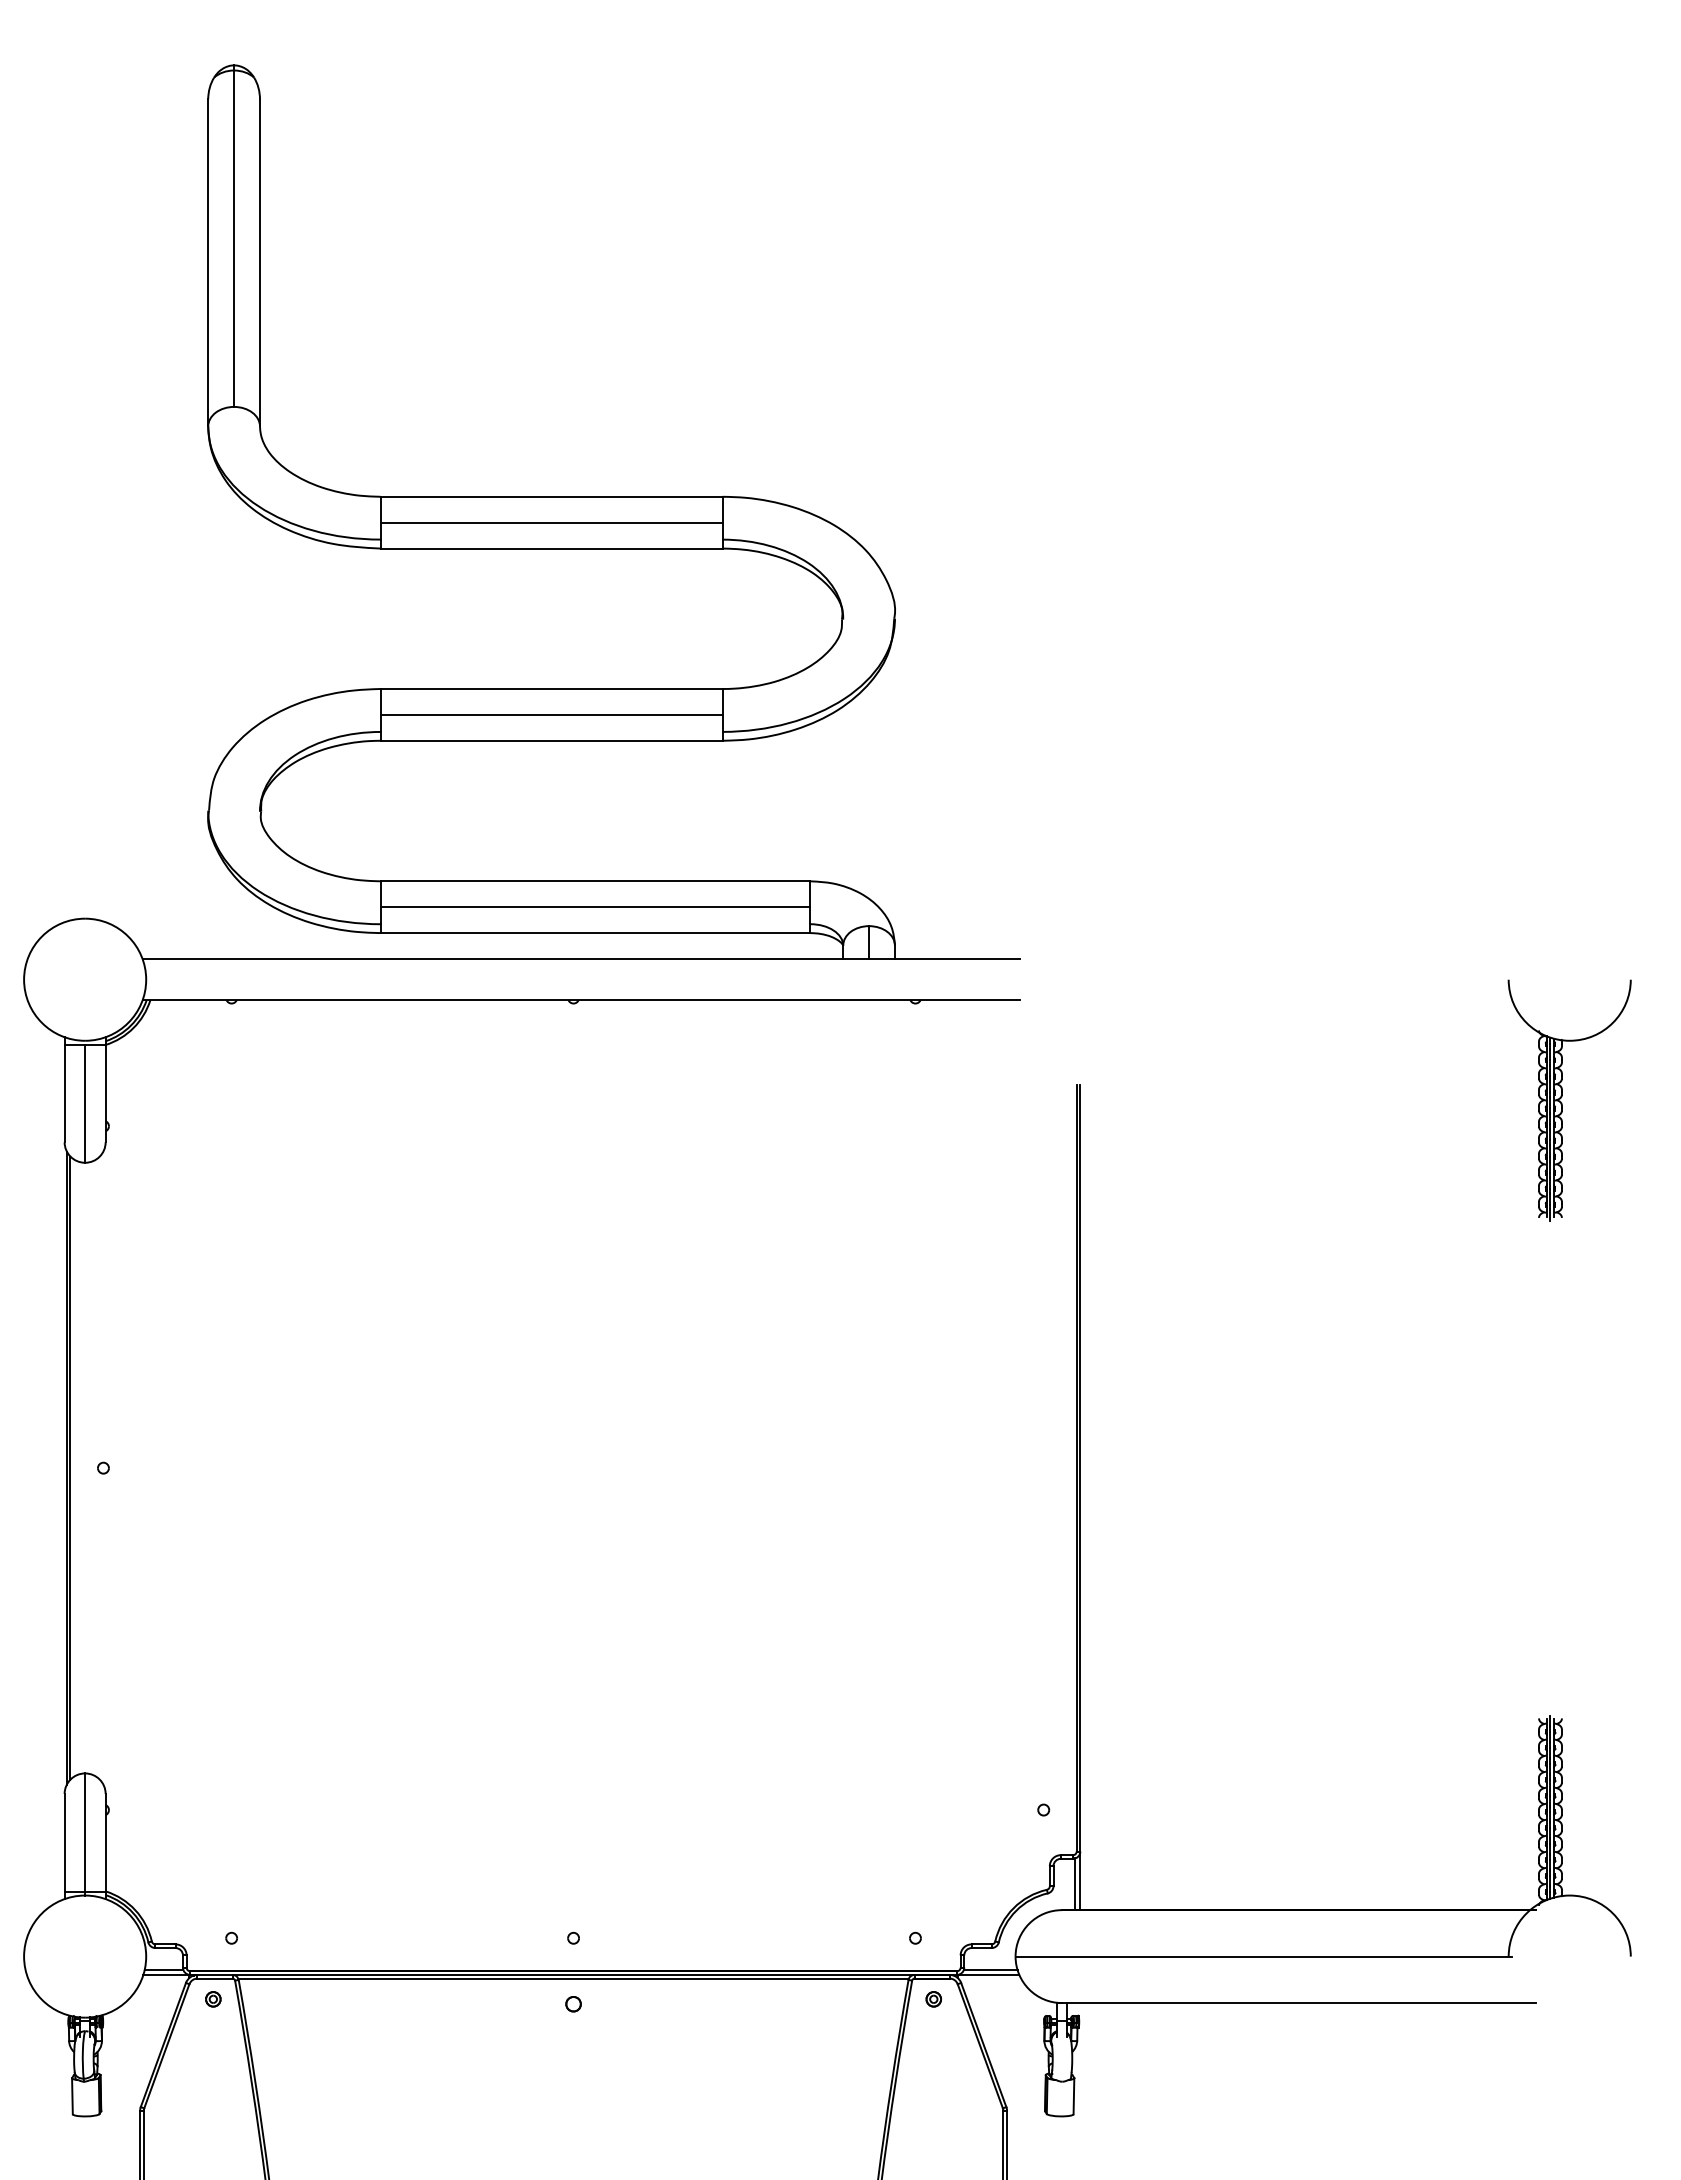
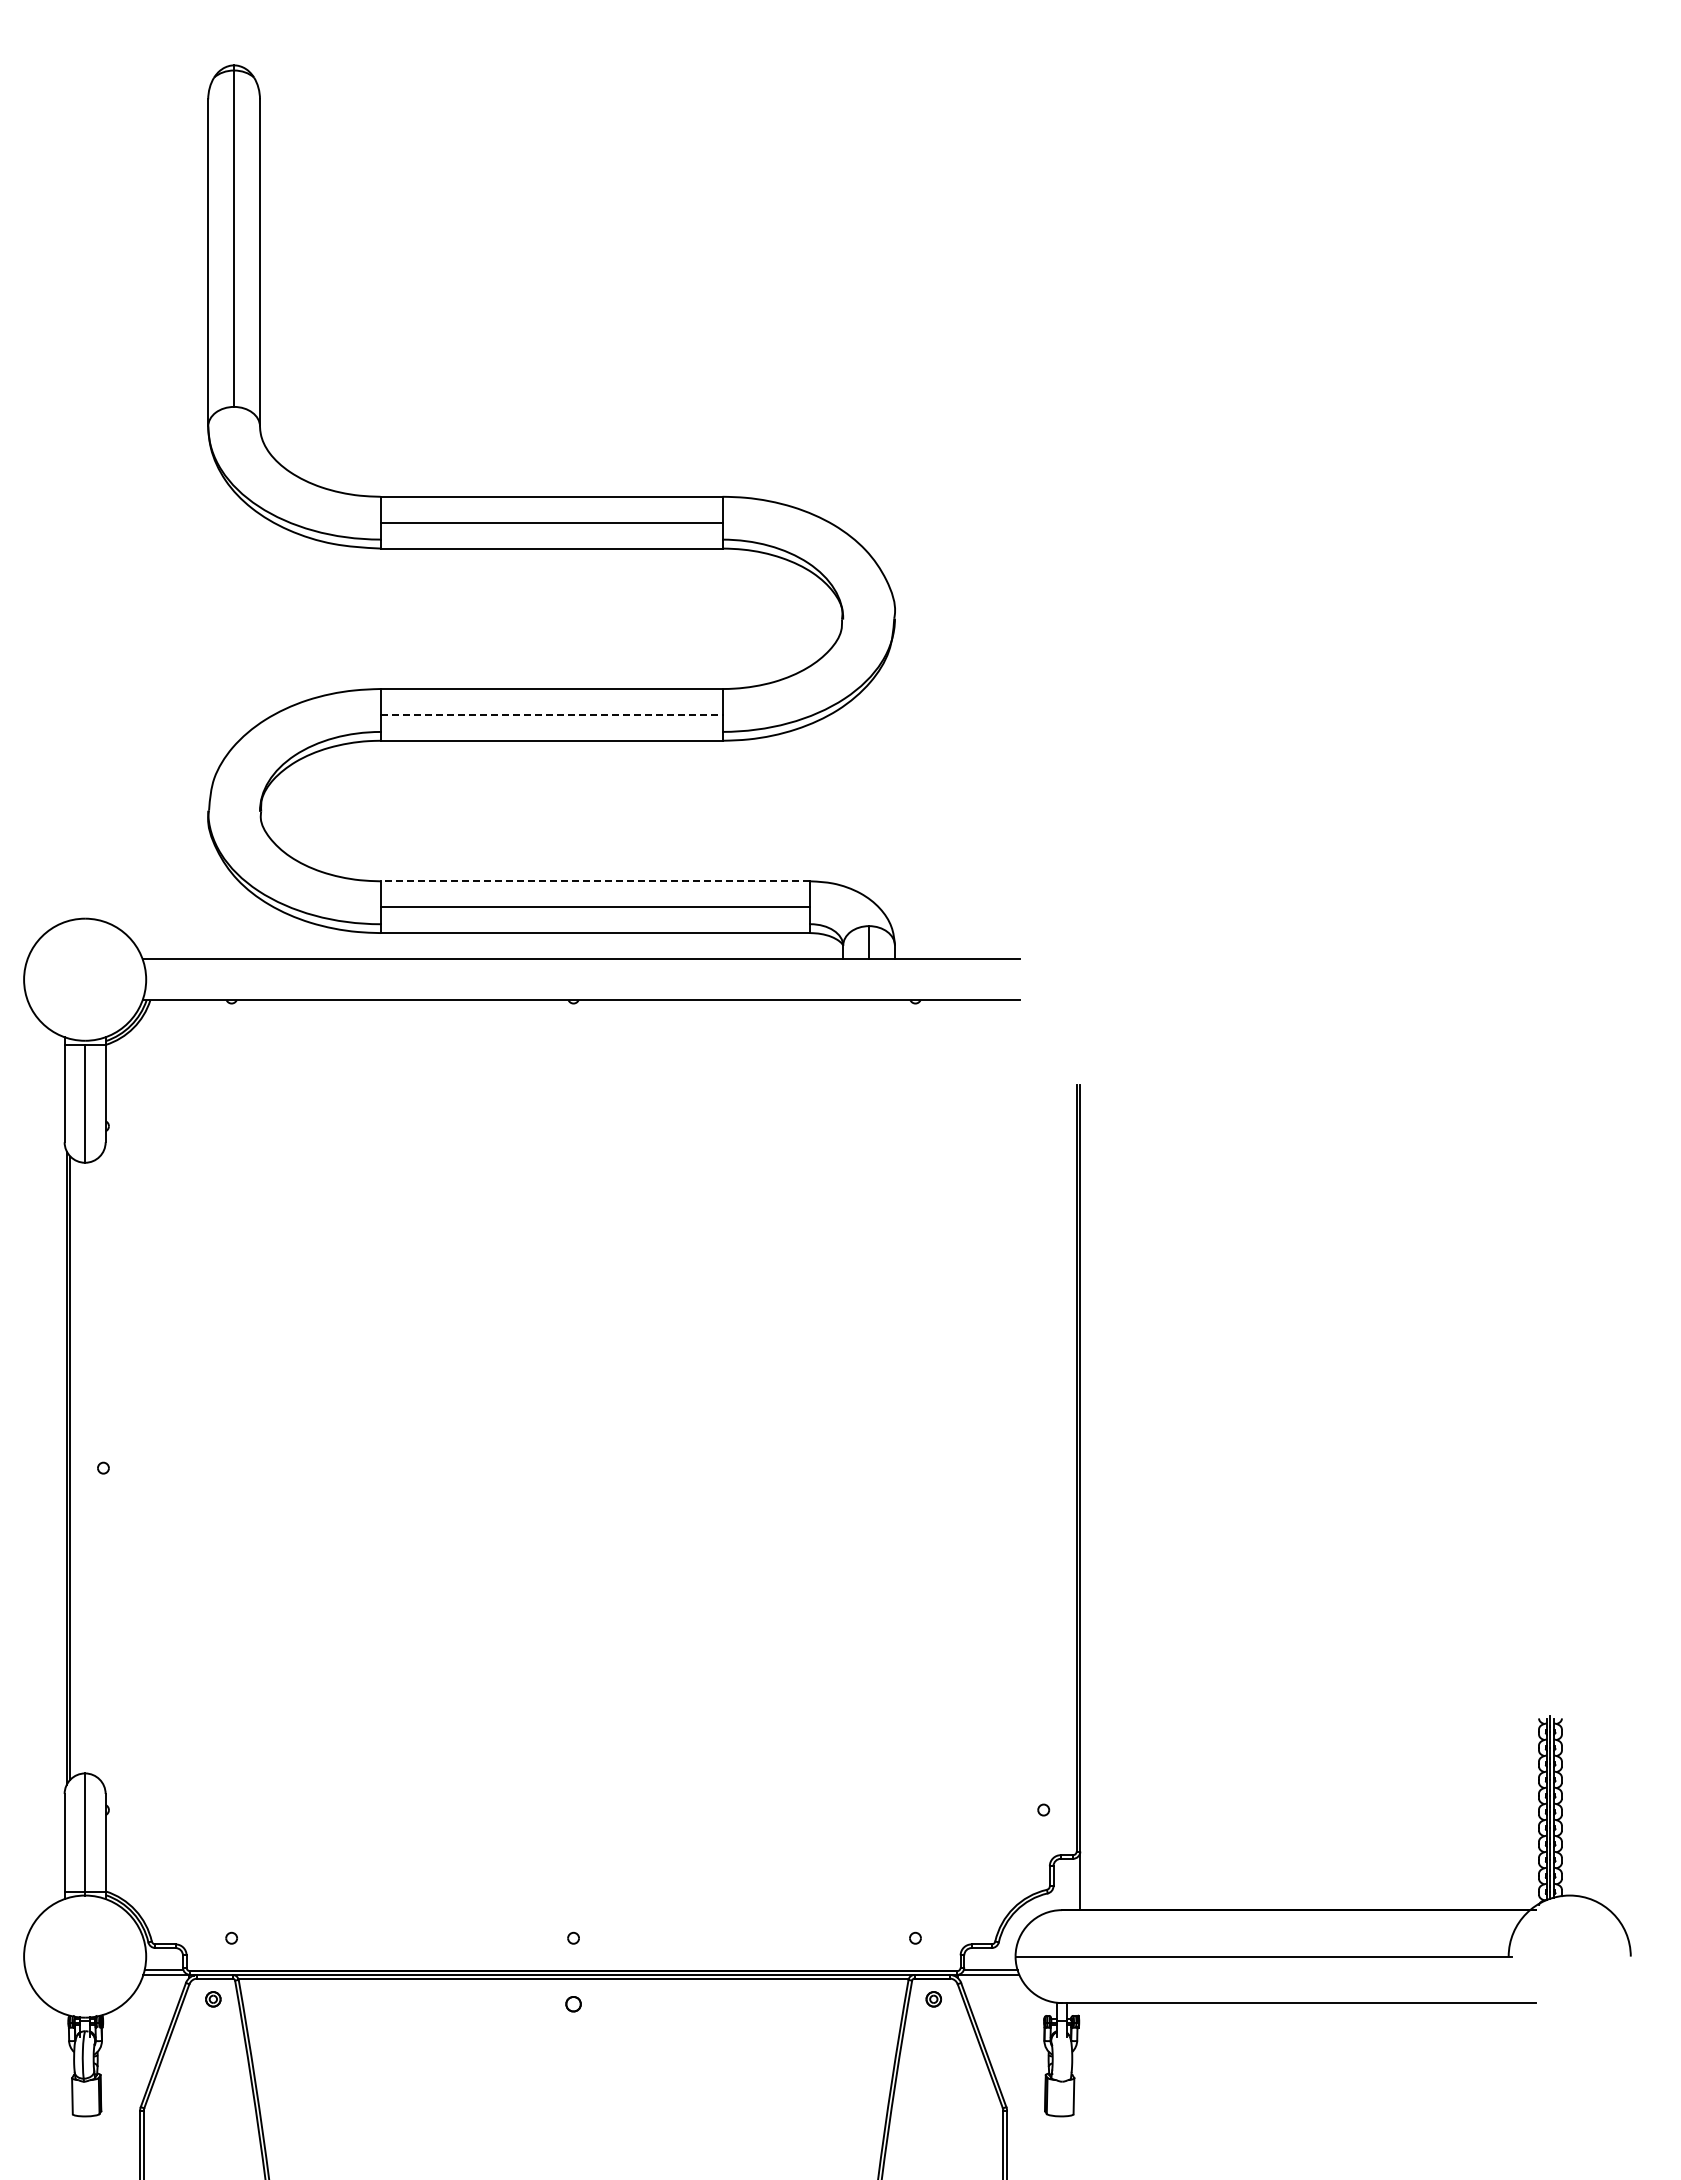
line: solid -> dashed (551, 714)
line: solid -> dashed (595, 881)
part: present -> none (1562, 1103)
line: present -> none (1075, 1884)
